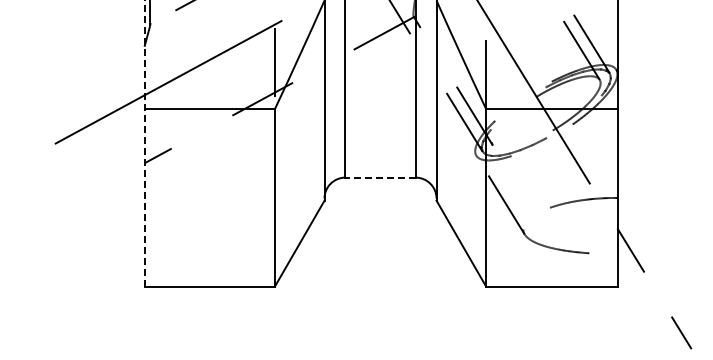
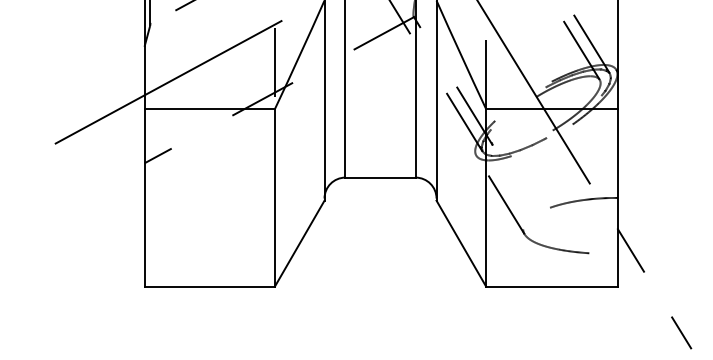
line: dashed -> solid (144, 143)
line: dashed -> solid (380, 177)
